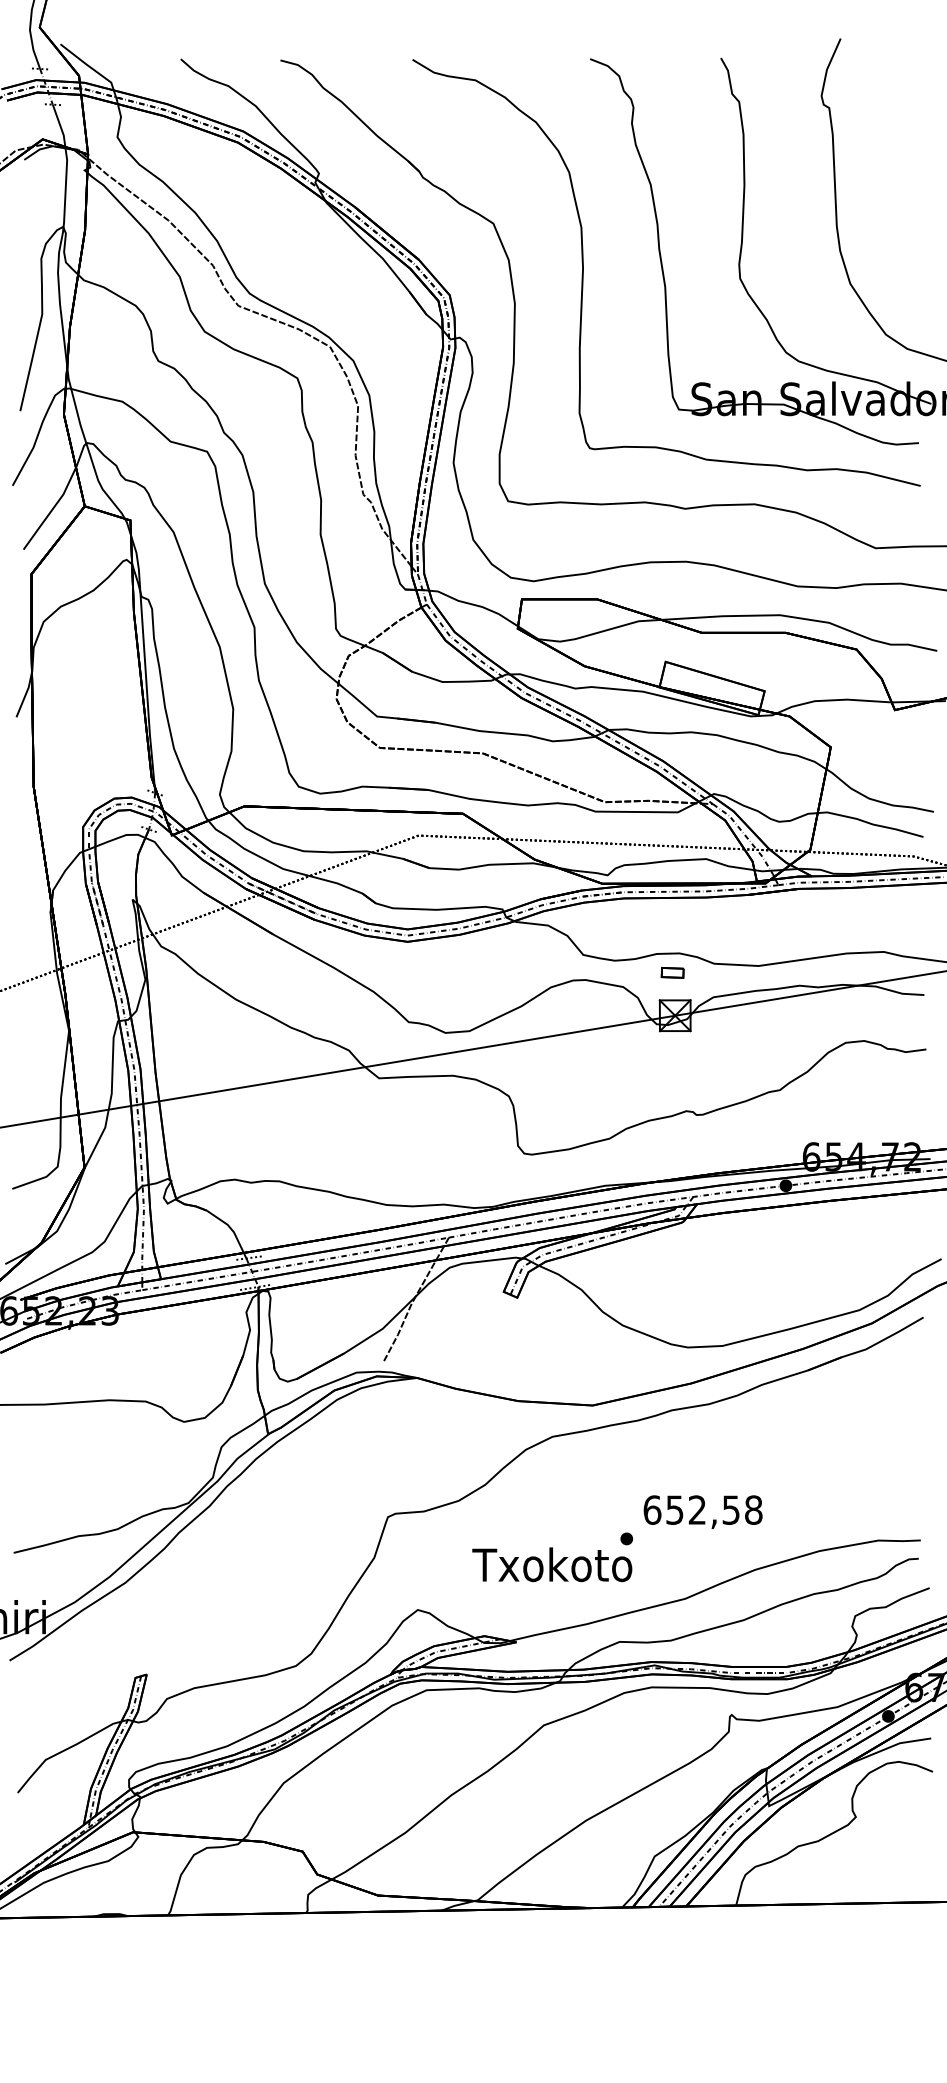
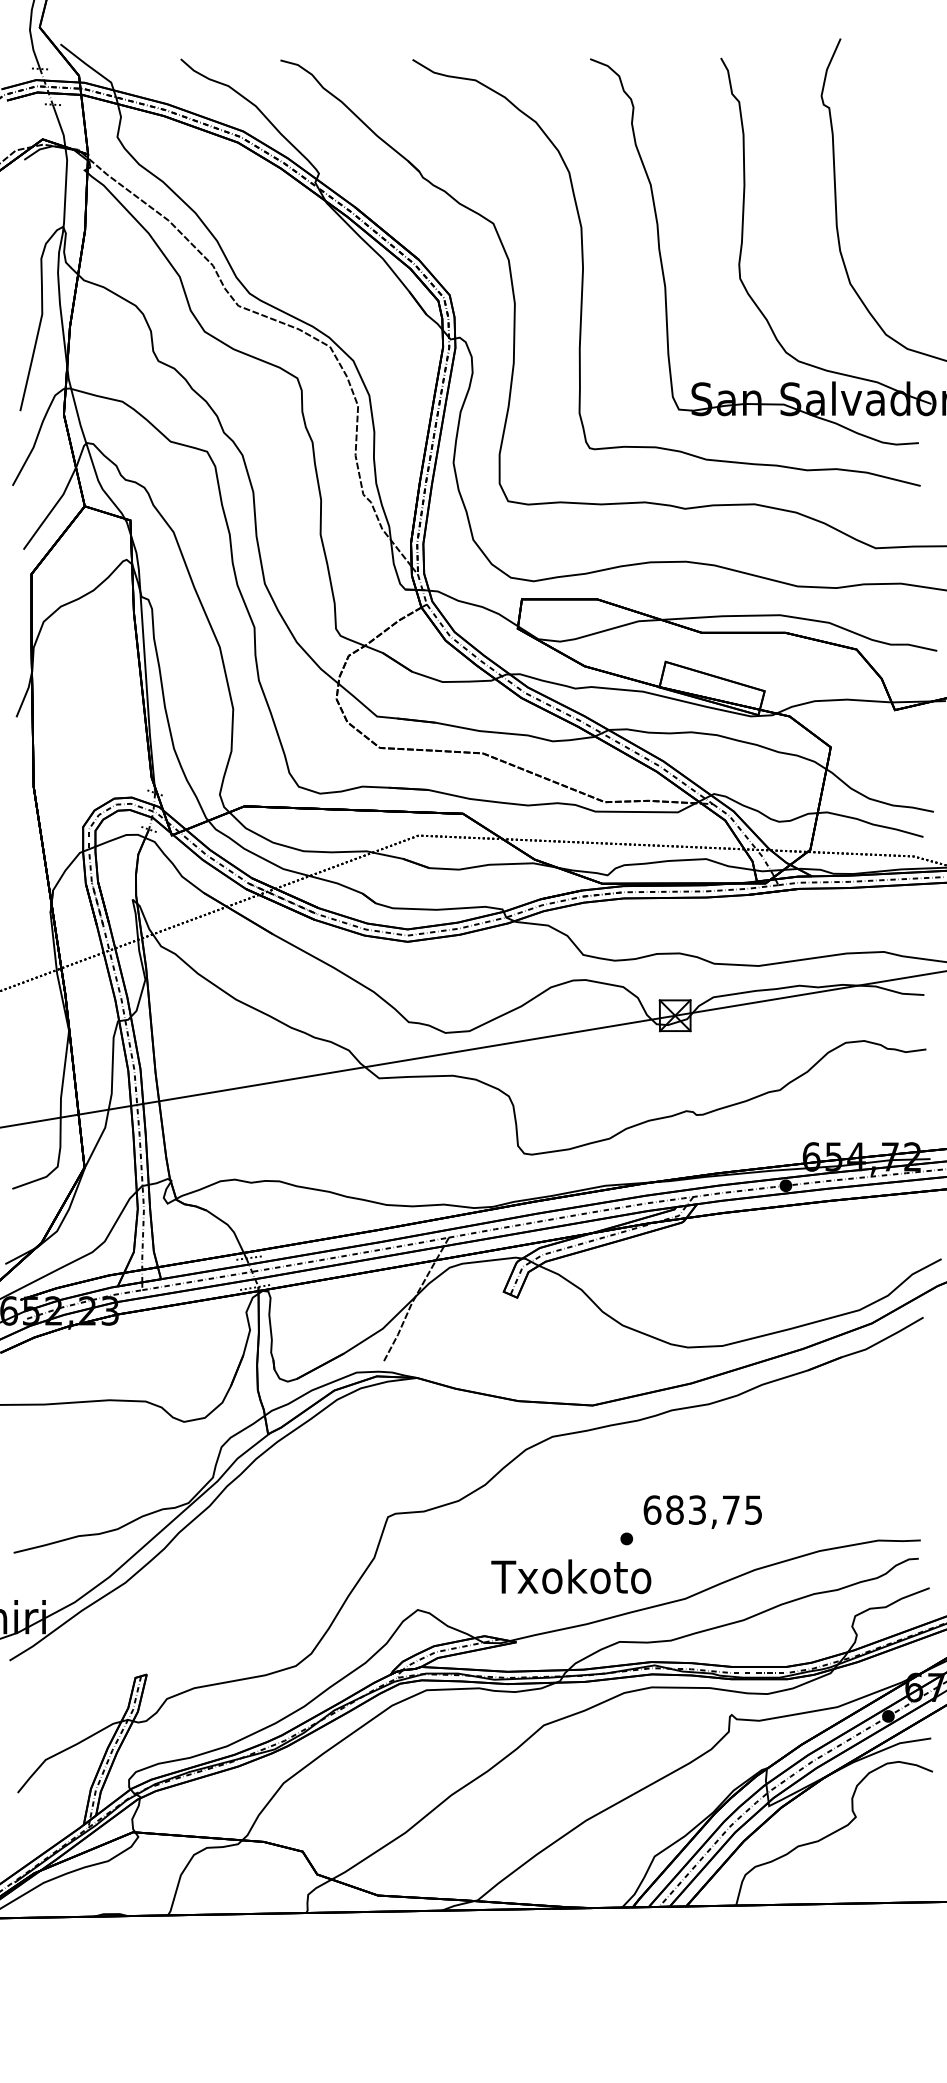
part: present -> none (672, 972)
text: 652,58 -> 683,75 (714, 1509)
text position: (552, 1564) -> (571, 1576) (571, 1576)
